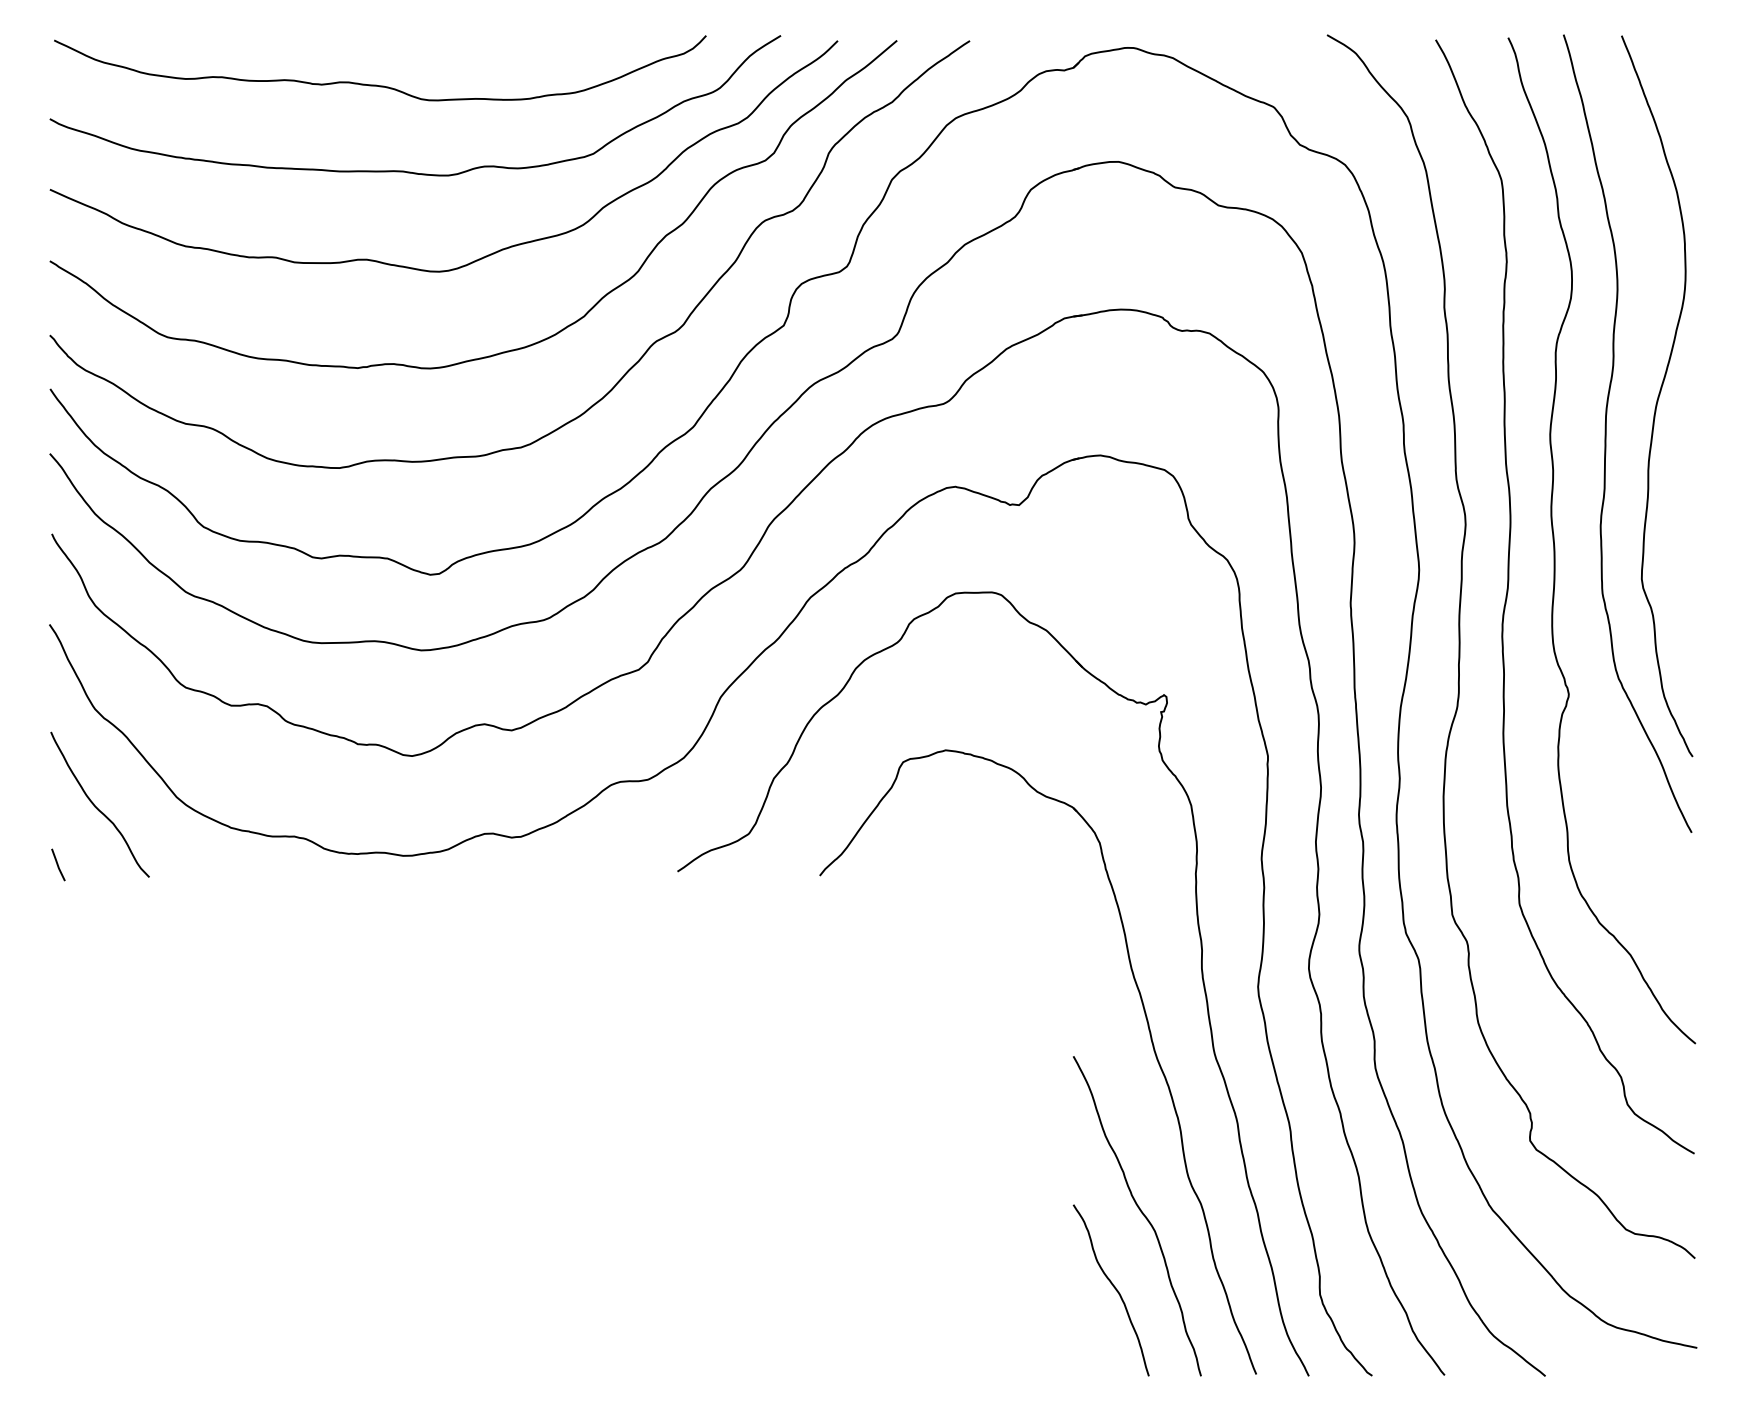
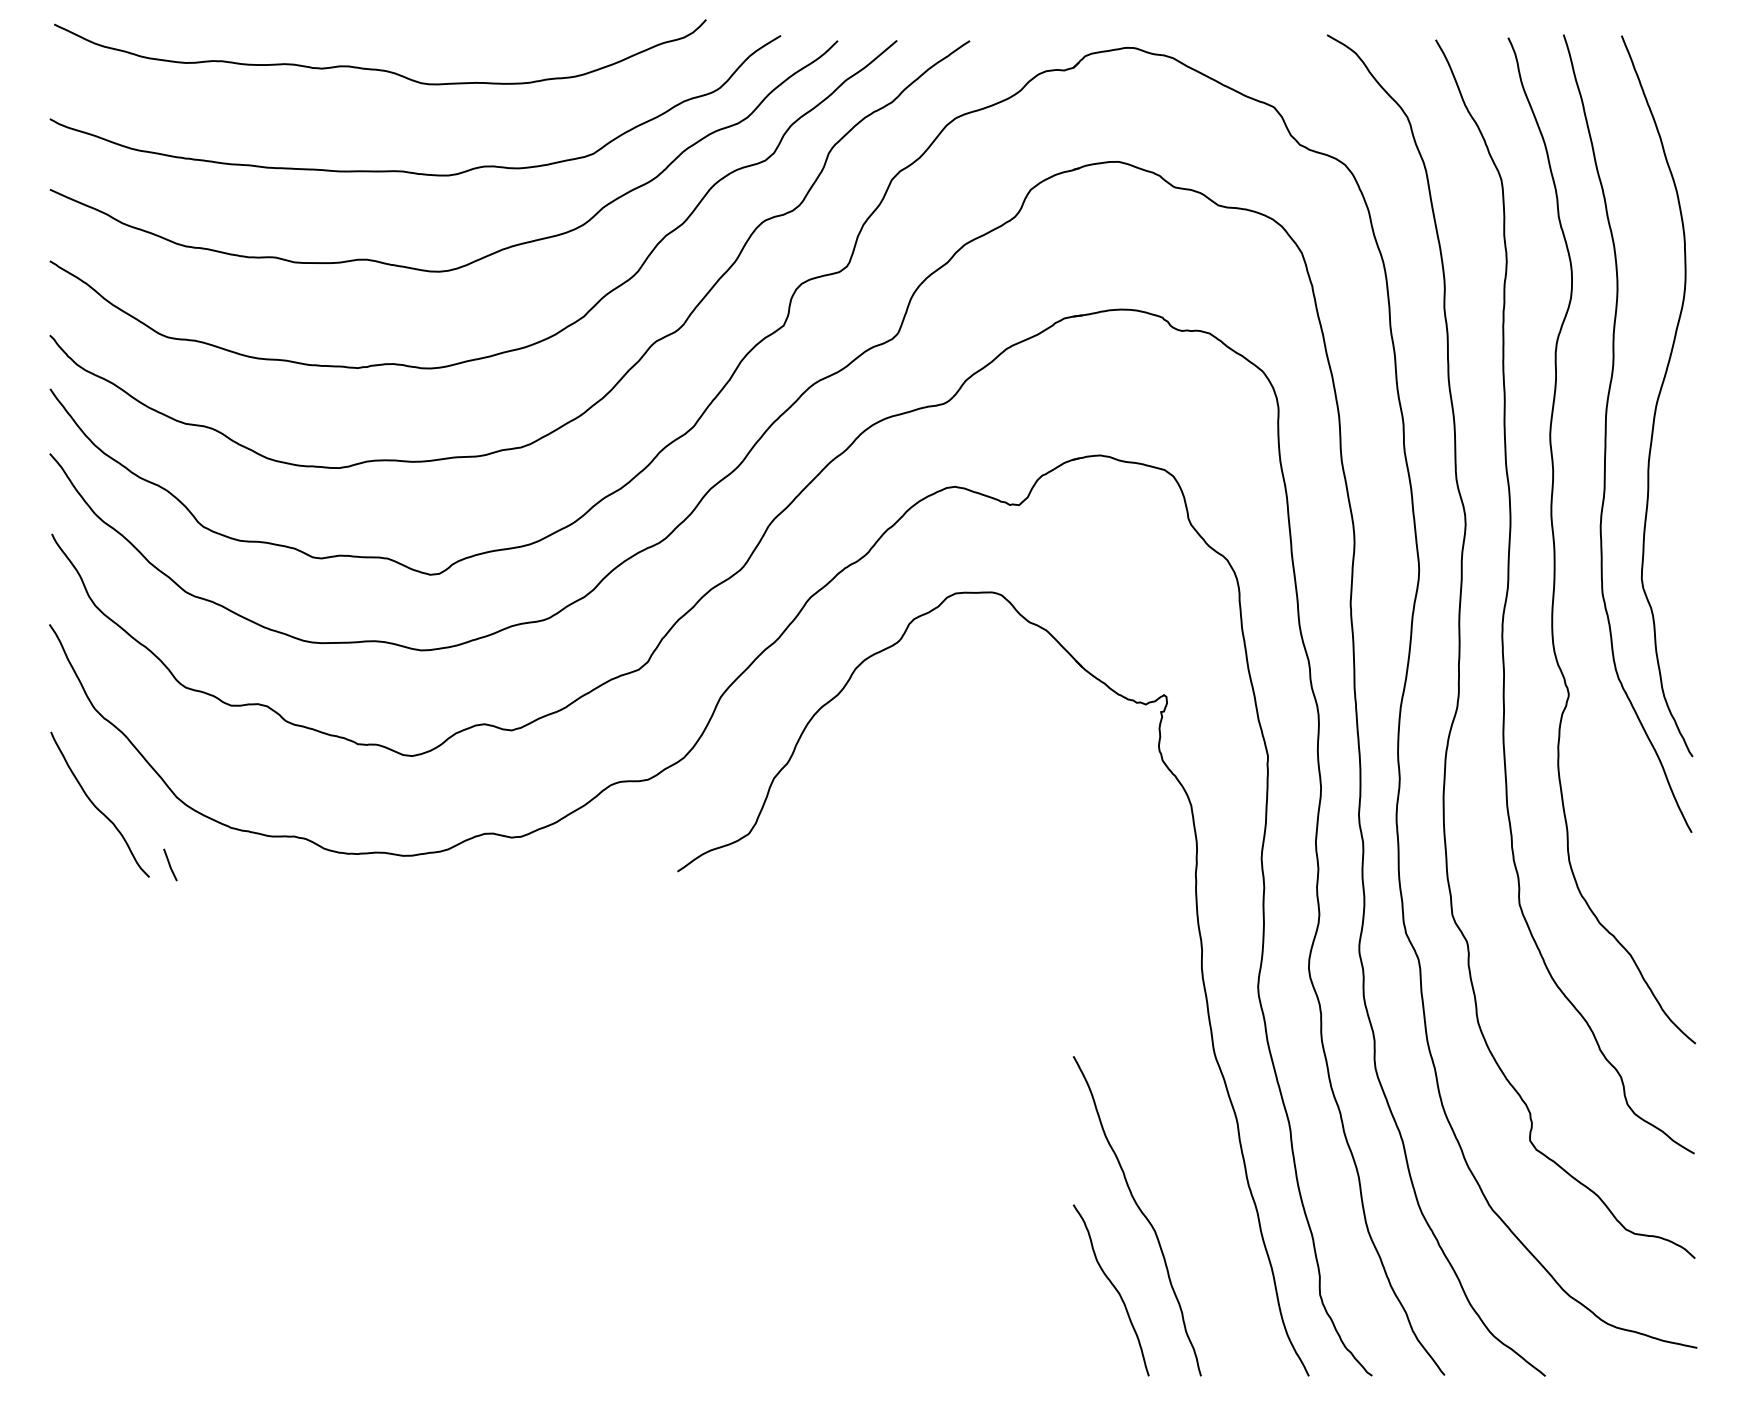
curve position: (376, 84) -> (376, 68) (376, 68)
line position: (58, 864) -> (170, 864) (170, 864)
part: present -> none (1150, 1039)
